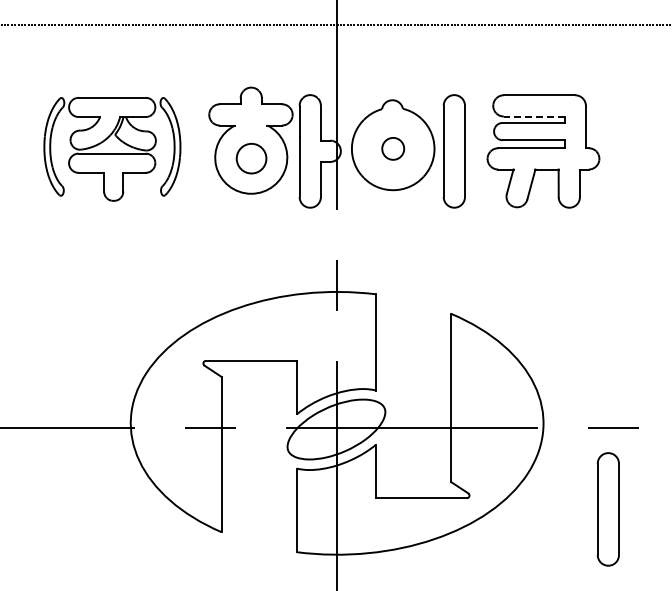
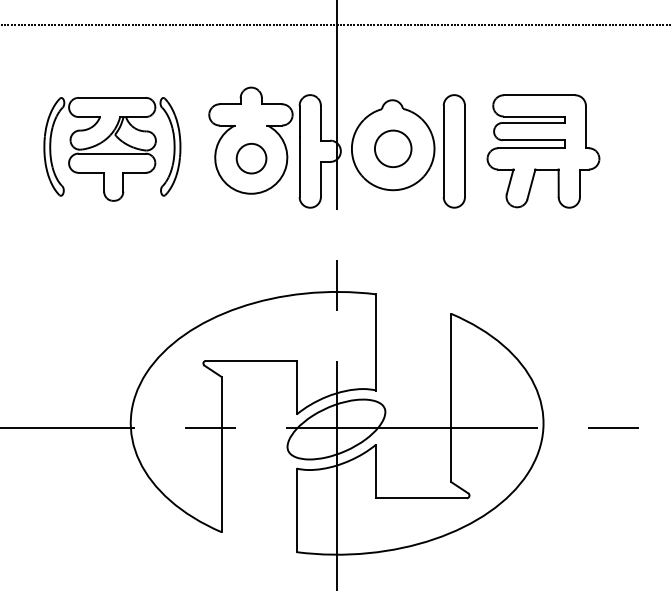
line: dashed -> solid (533, 116)
circle diameter: 22 px -> 37 px (392, 148)
part: present -> none (607, 509)
